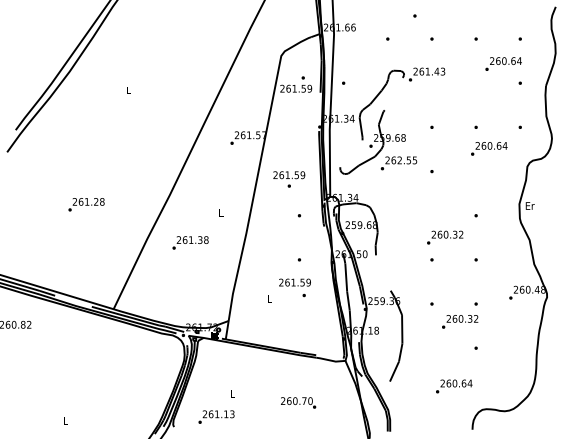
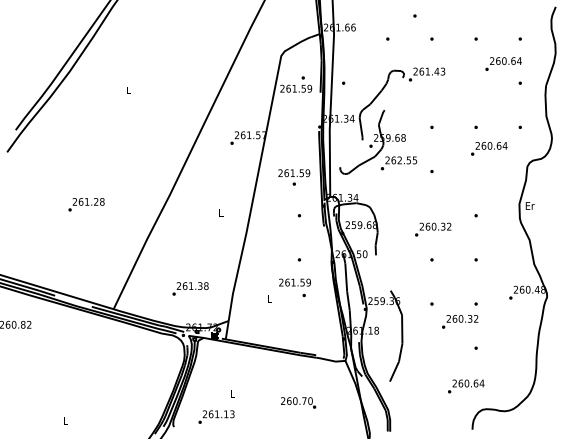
text position: (289, 179) -> (294, 177) (294, 177)
text position: (445, 237) -> (433, 229) (433, 229)
text position: (190, 242) -> (190, 288) (190, 288)
text position: (454, 386) -> (466, 386) (466, 386)
